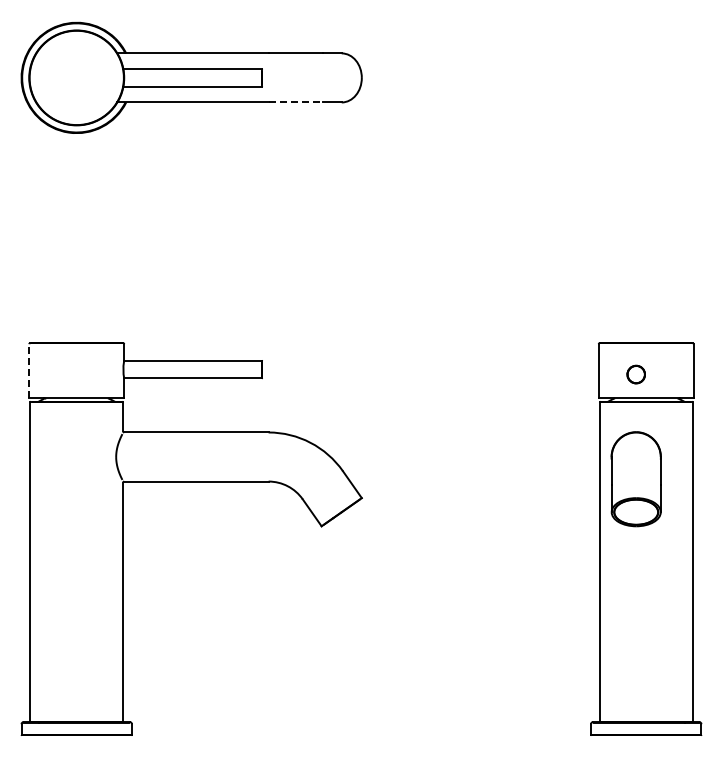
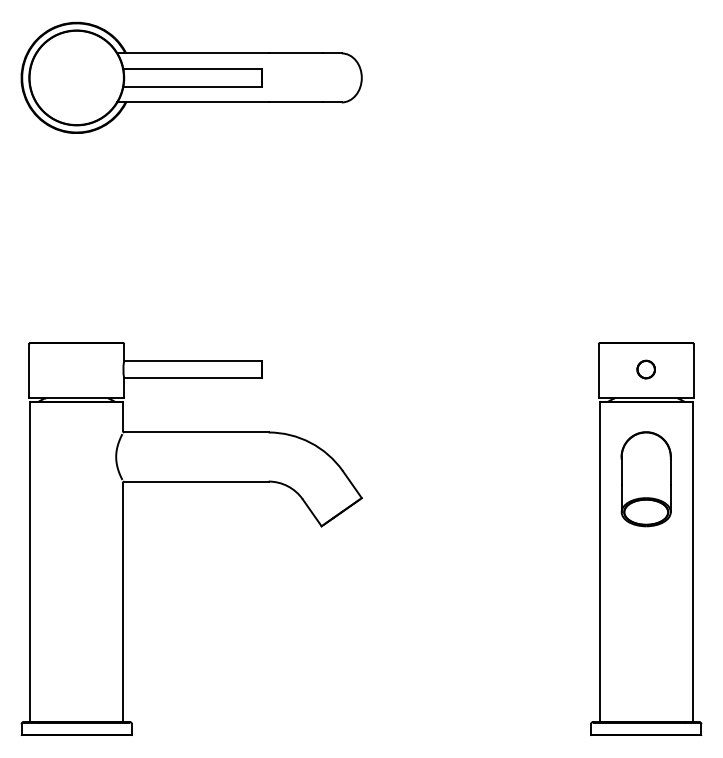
line: dashed -> solid (296, 102)
line: dashed -> solid (29, 370)
part position: (635, 374) -> (645, 369) (645, 369)
part position: (635, 479) -> (645, 479) (645, 479)
